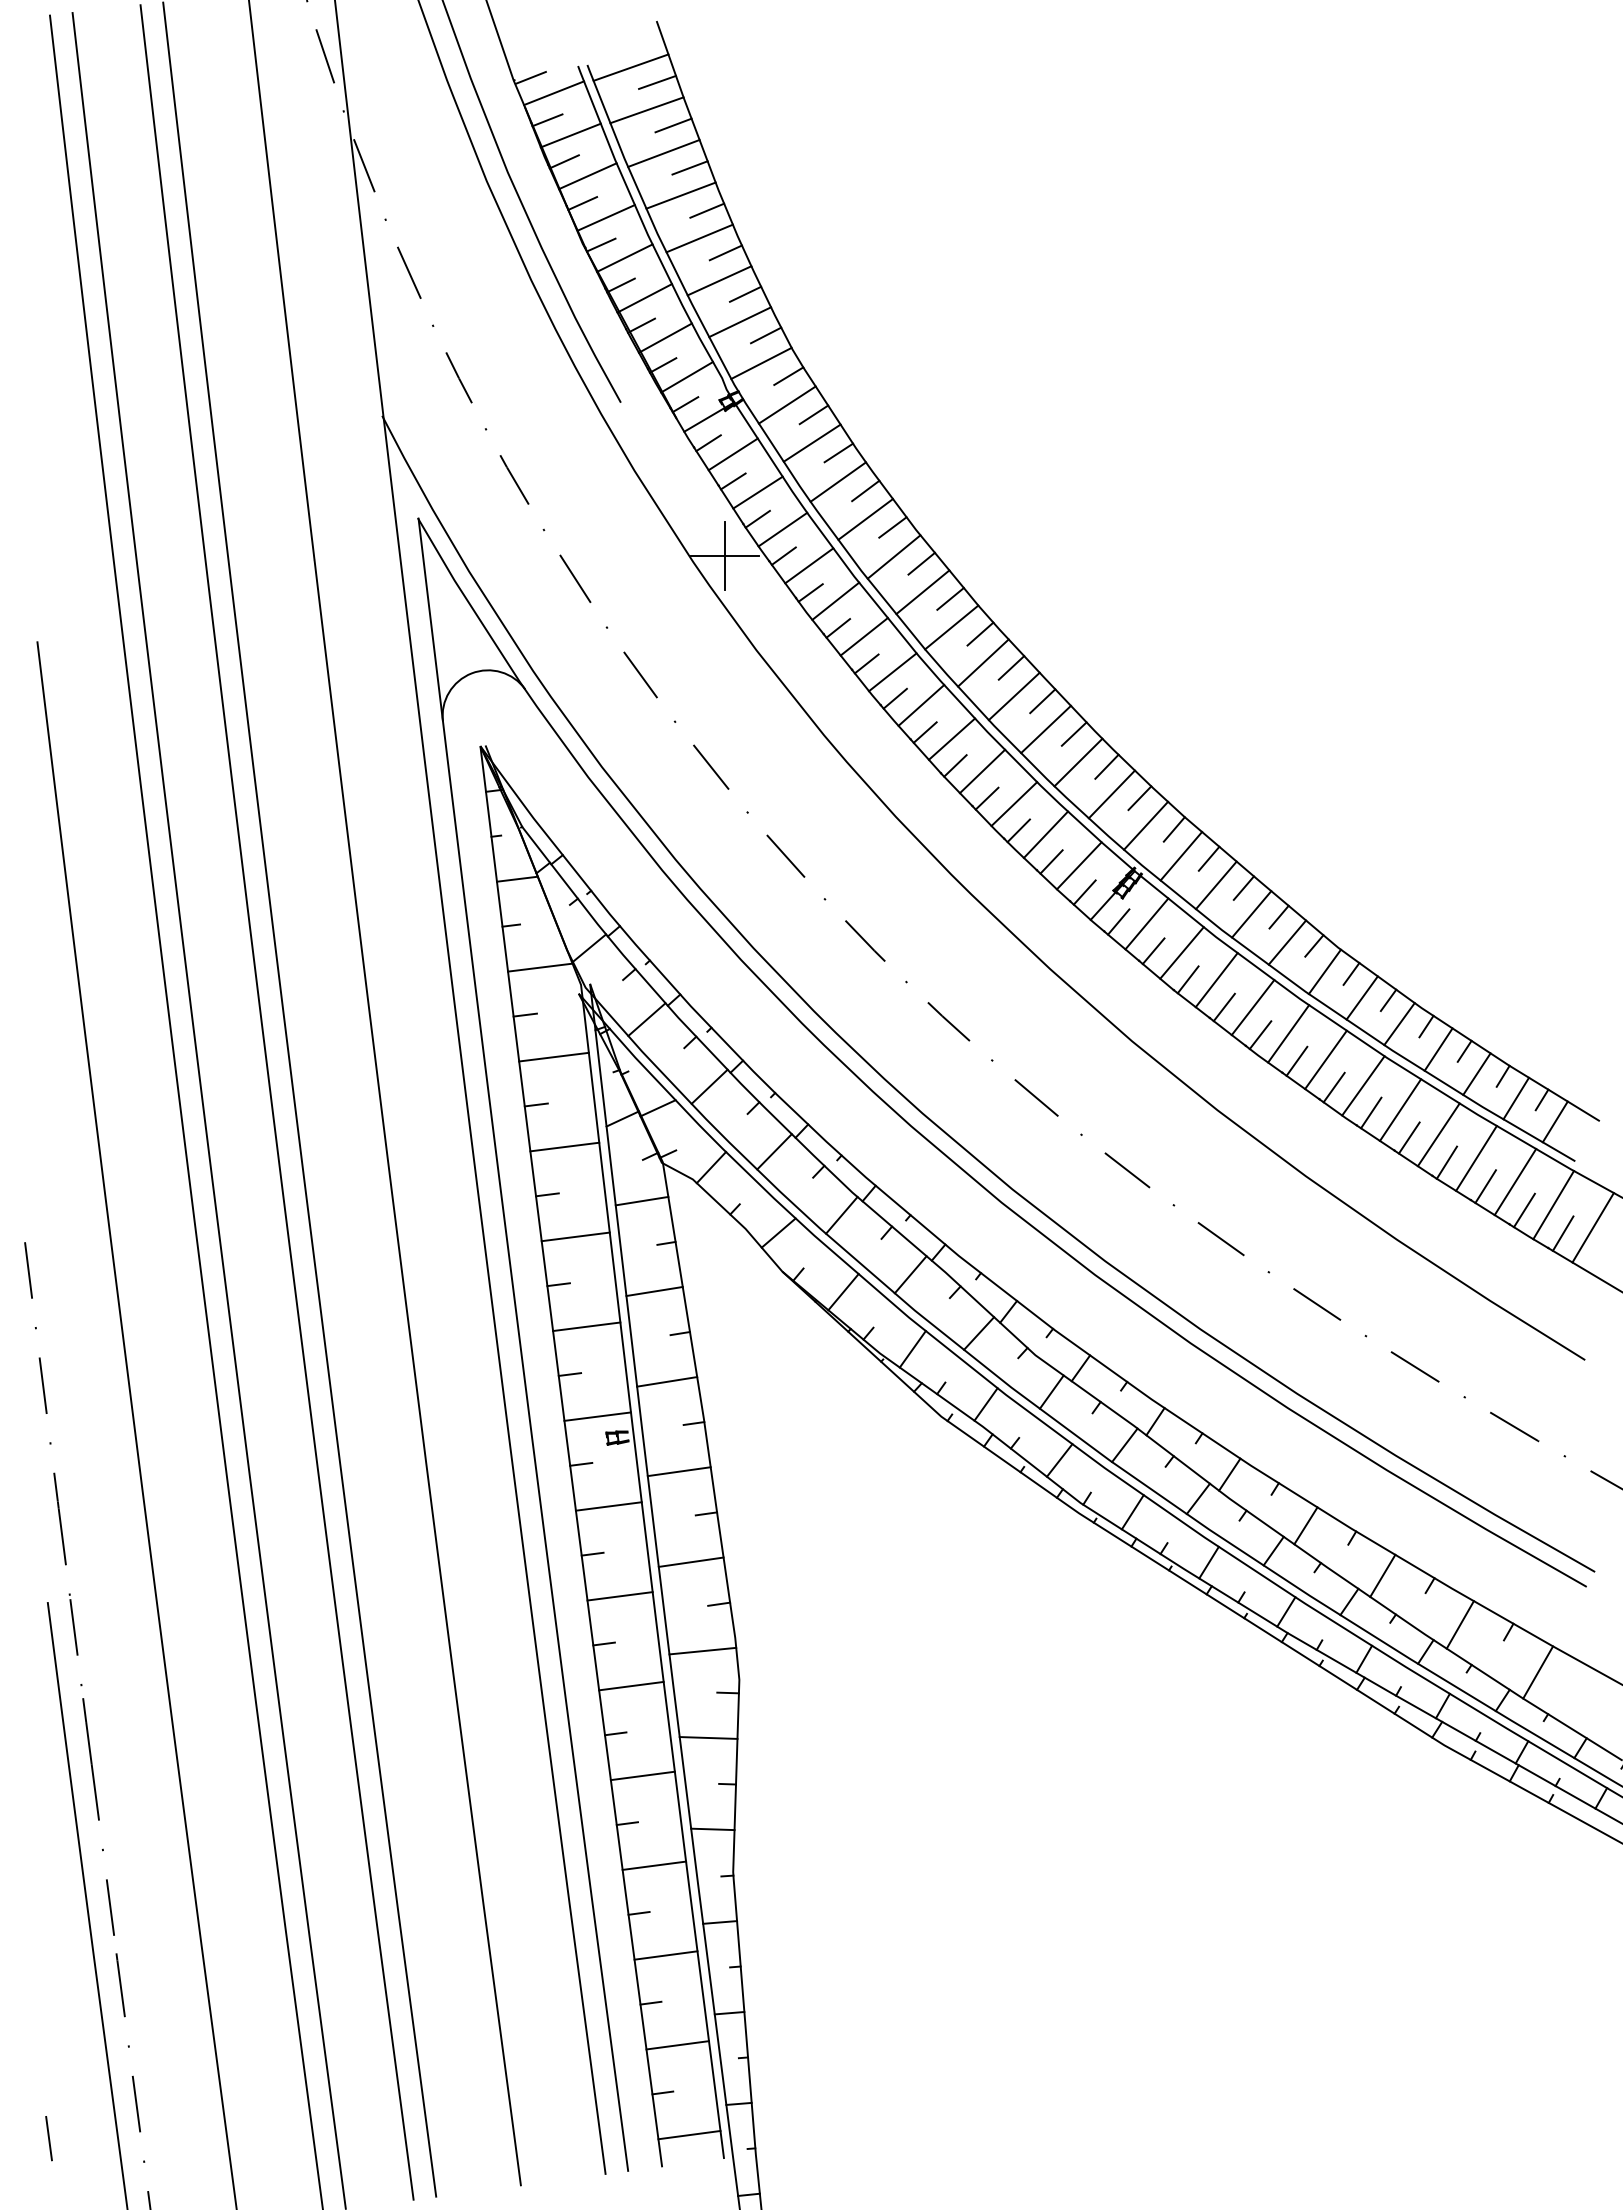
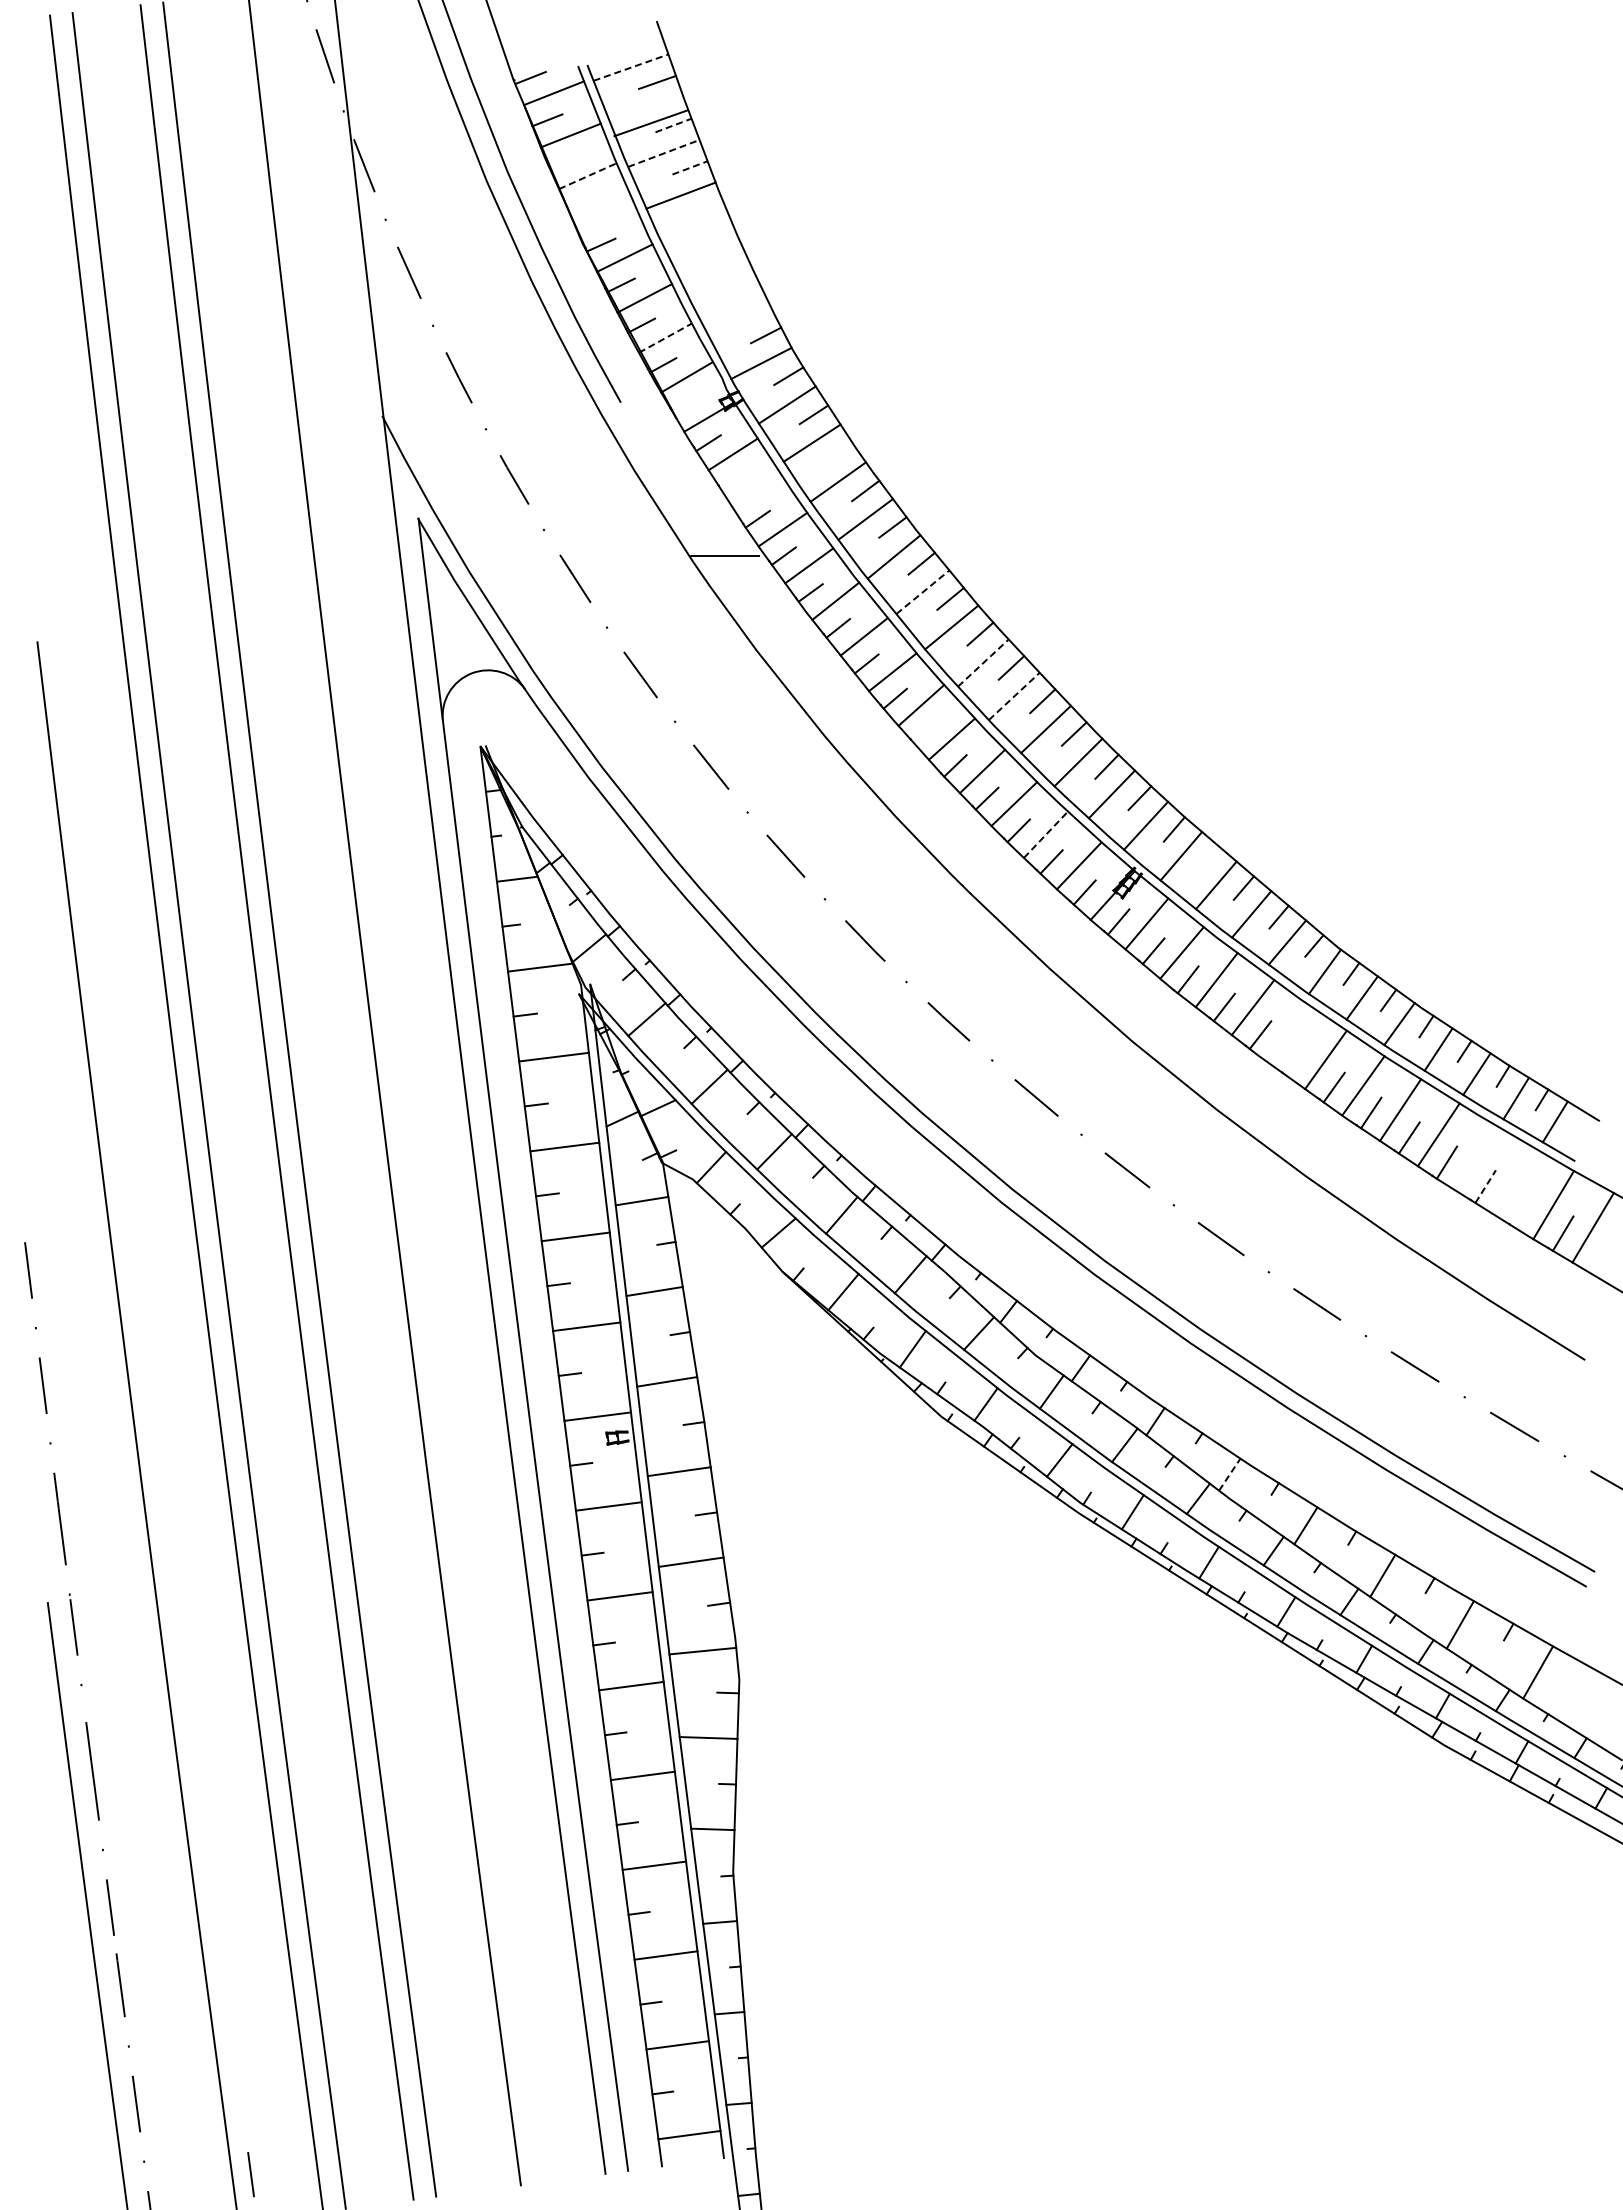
line: solid -> dashed (631, 67)
line position: (646, 110) -> (650, 123) (650, 123)
line: solid -> dashed (674, 125)
line: solid -> dashed (664, 153)
line: present -> none (563, 161)
line: solid -> dashed (690, 167)
line: solid -> dashed (587, 176)
line: present -> none (582, 203)
line: present -> none (707, 210)
line: present -> none (605, 217)
line: present -> none (699, 238)
line: present -> none (725, 252)
line: present -> none (719, 280)
line: present -> none (745, 293)
line: present -> none (740, 322)
line: solid -> dashed (665, 337)
line: present -> none (685, 404)
line: present -> none (838, 452)
line: present -> none (732, 481)
line: present -> none (757, 492)
line: present -> none (724, 556)
line: solid -> dashed (923, 591)
line: solid -> dashed (983, 663)
line: solid -> dashed (1014, 696)
line: present -> none (924, 732)
line: solid -> dashed (1046, 834)
line: present -> none (1208, 858)
line: present -> none (1288, 1033)
line: present -> none (1296, 1060)
line: present -> none (1476, 1157)
line: present -> none (1515, 1181)
line: solid -> dashed (1485, 1186)
line: present -> none (1524, 1210)
line: solid -> dashed (1230, 1474)
line: present -> none (84, 1710)
line position: (48, 2138) -> (250, 2174) (250, 2174)
